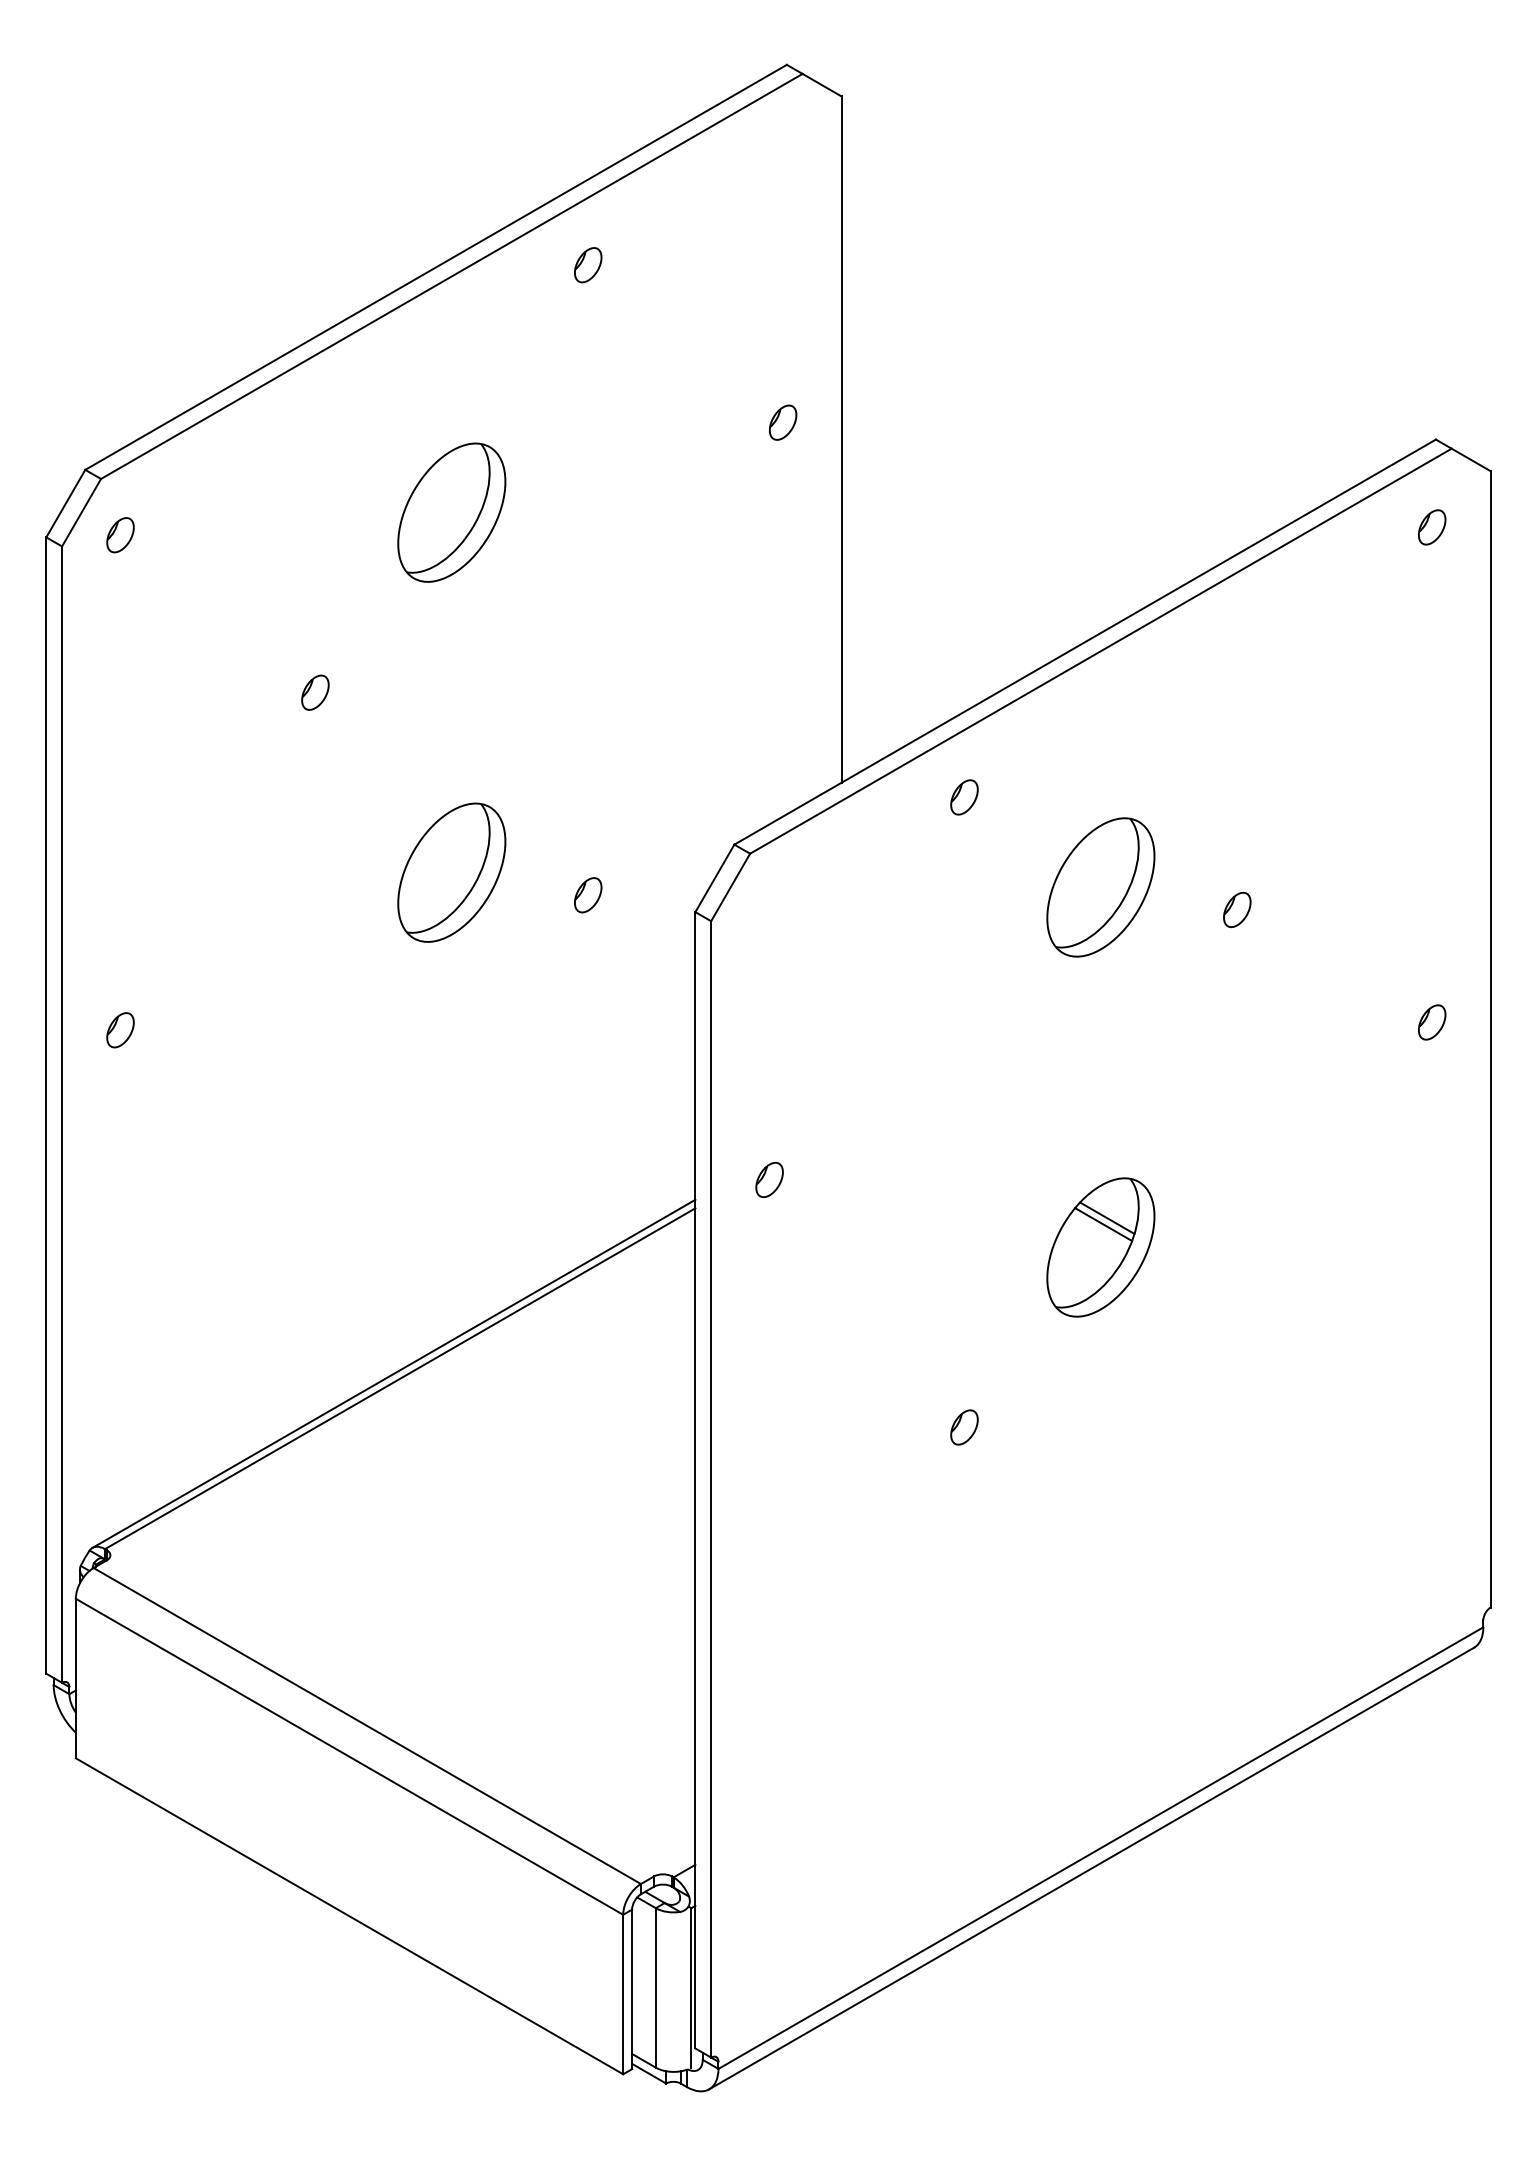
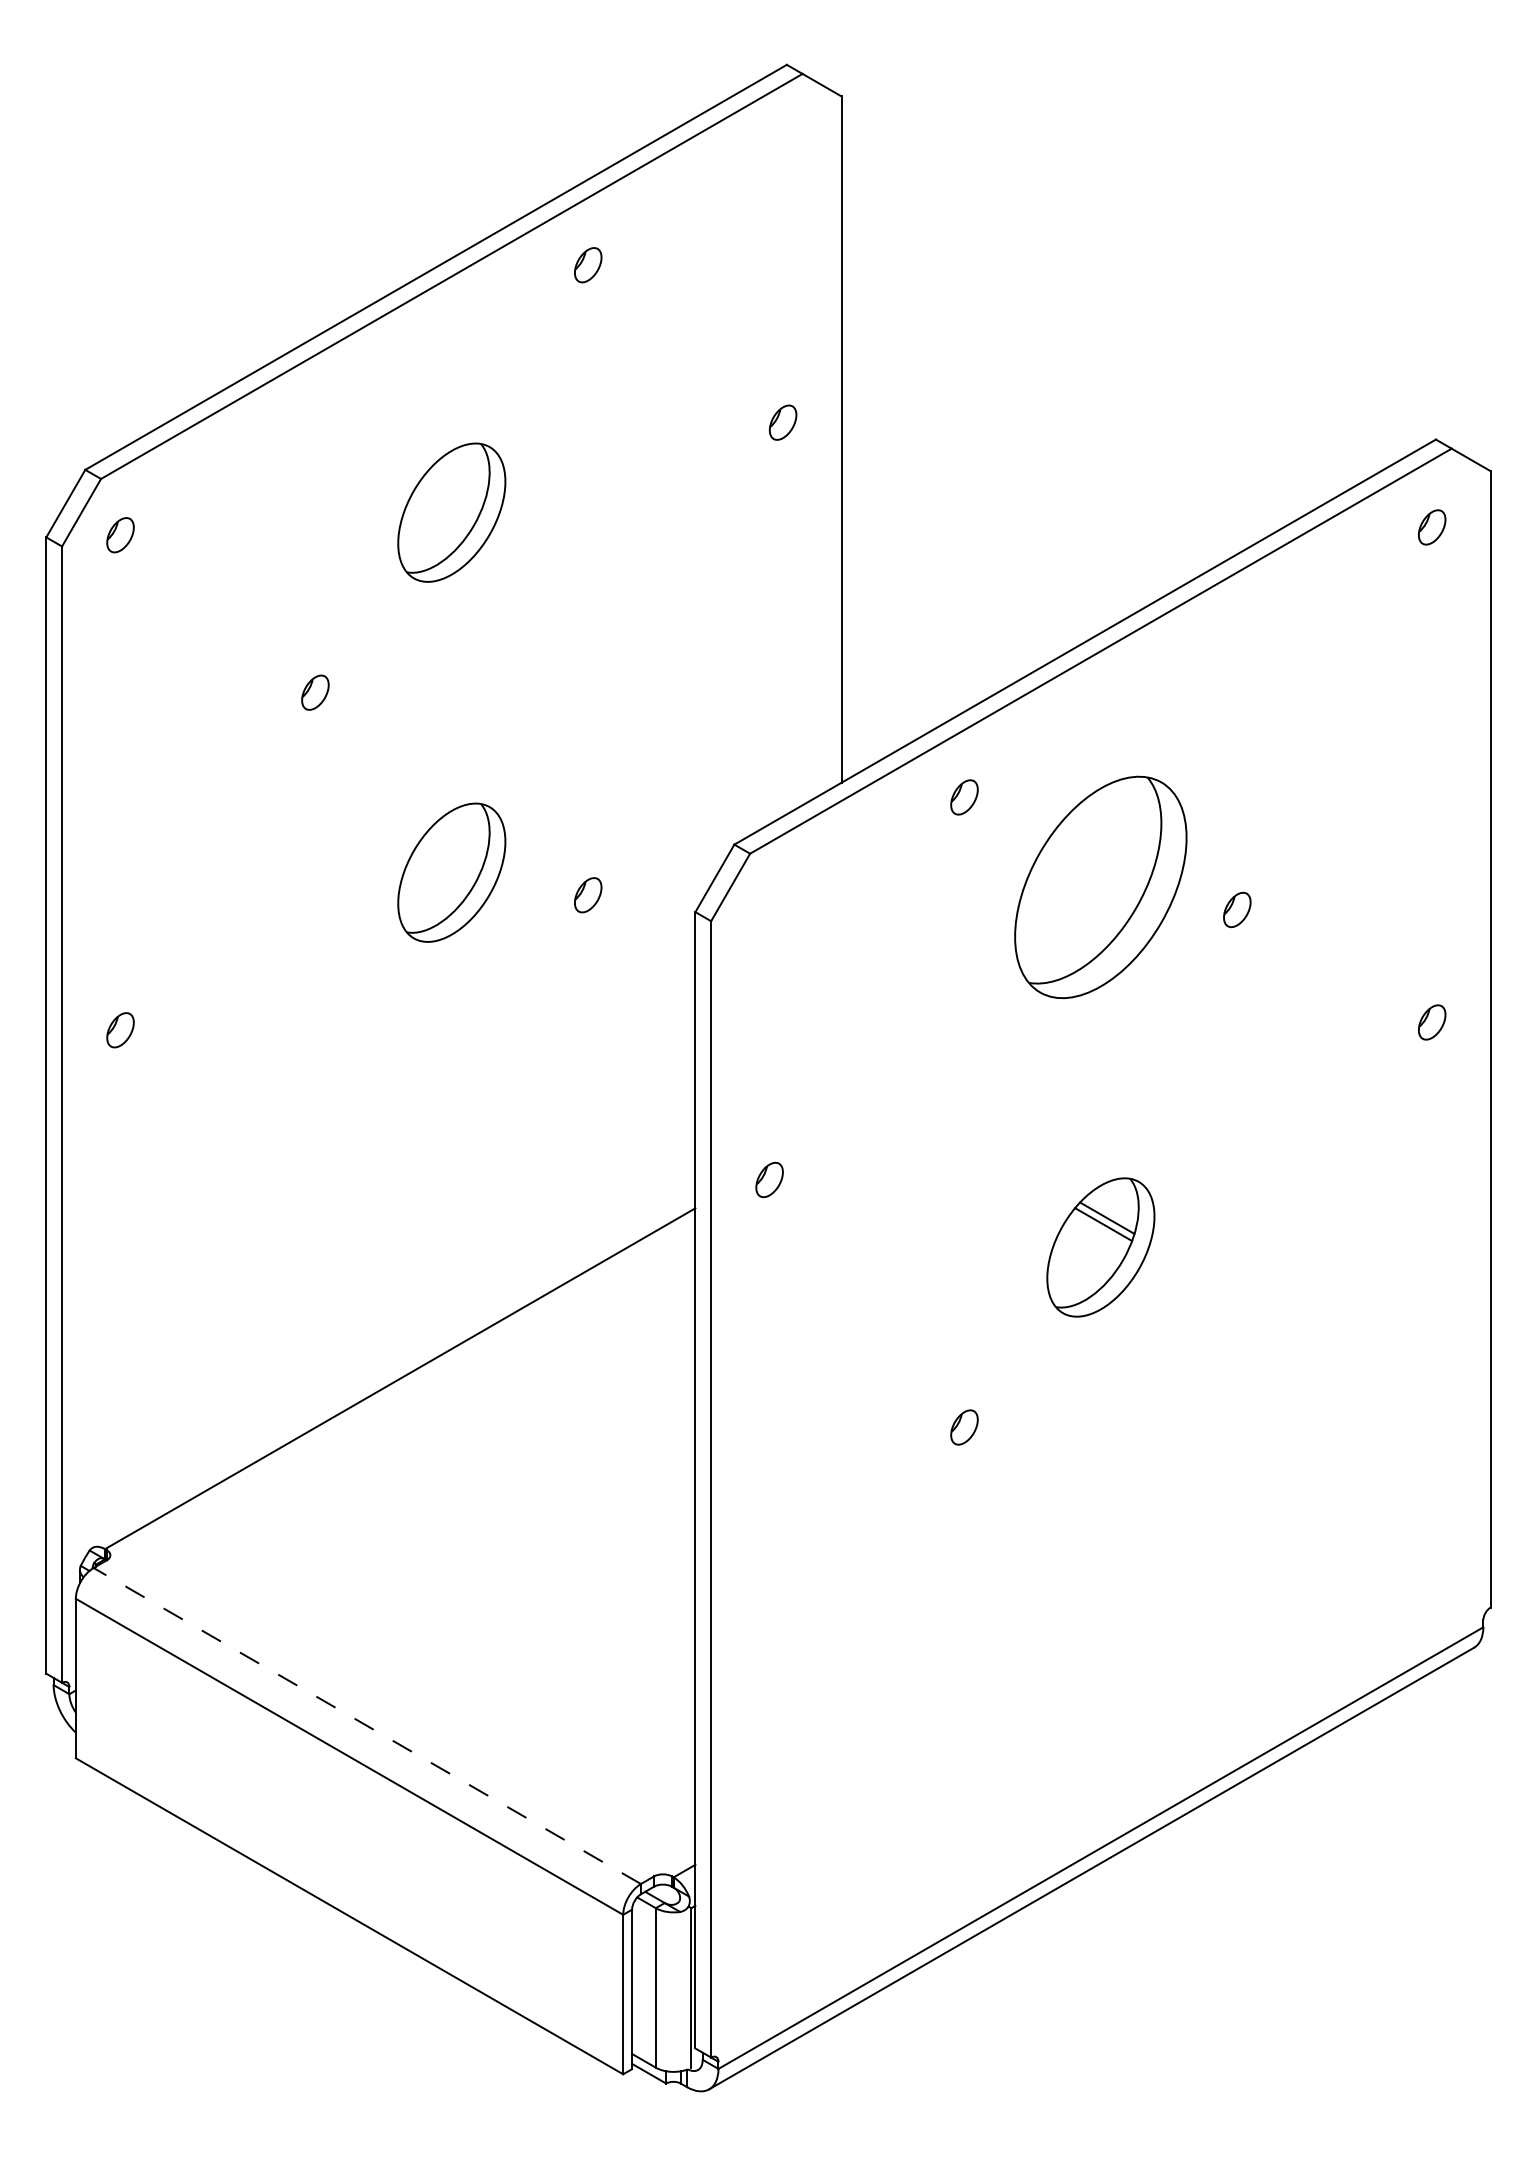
part size: 110x141 px -> 174x225 px (1100, 887)
line: present -> none (393, 1373)
line: solid -> dashed (366, 1725)
